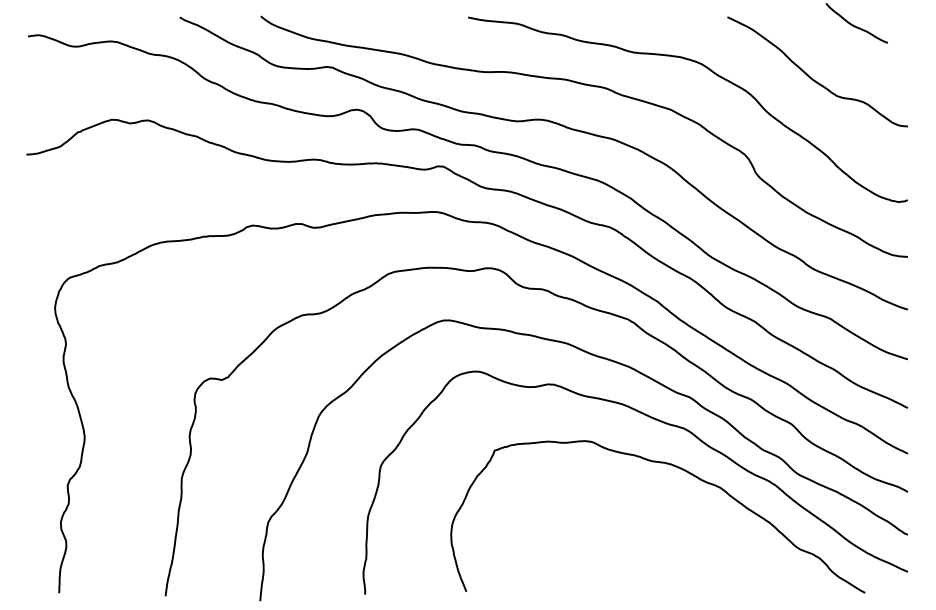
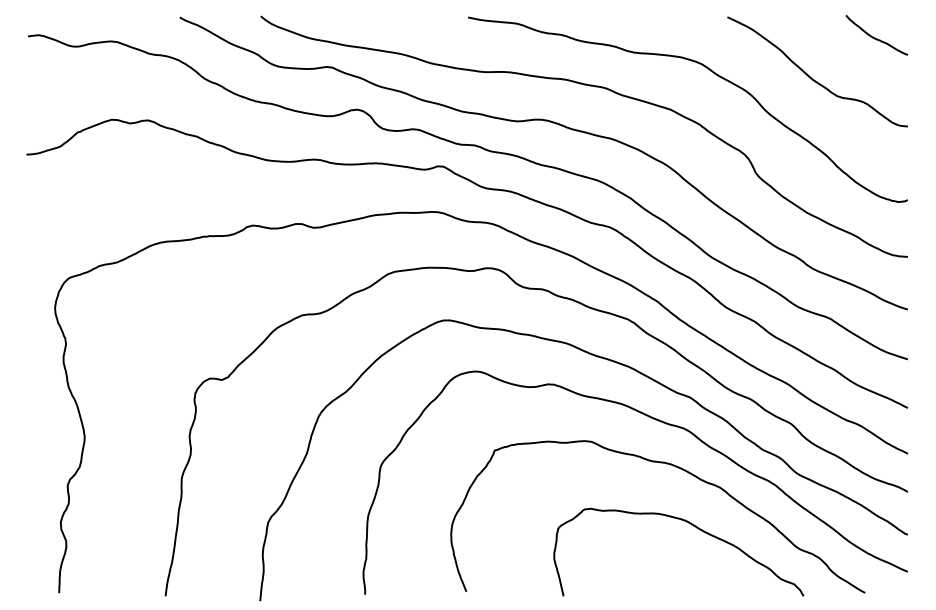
curve position: (855, 25) -> (875, 37) (875, 37)
curve: none -> present (691, 525)
